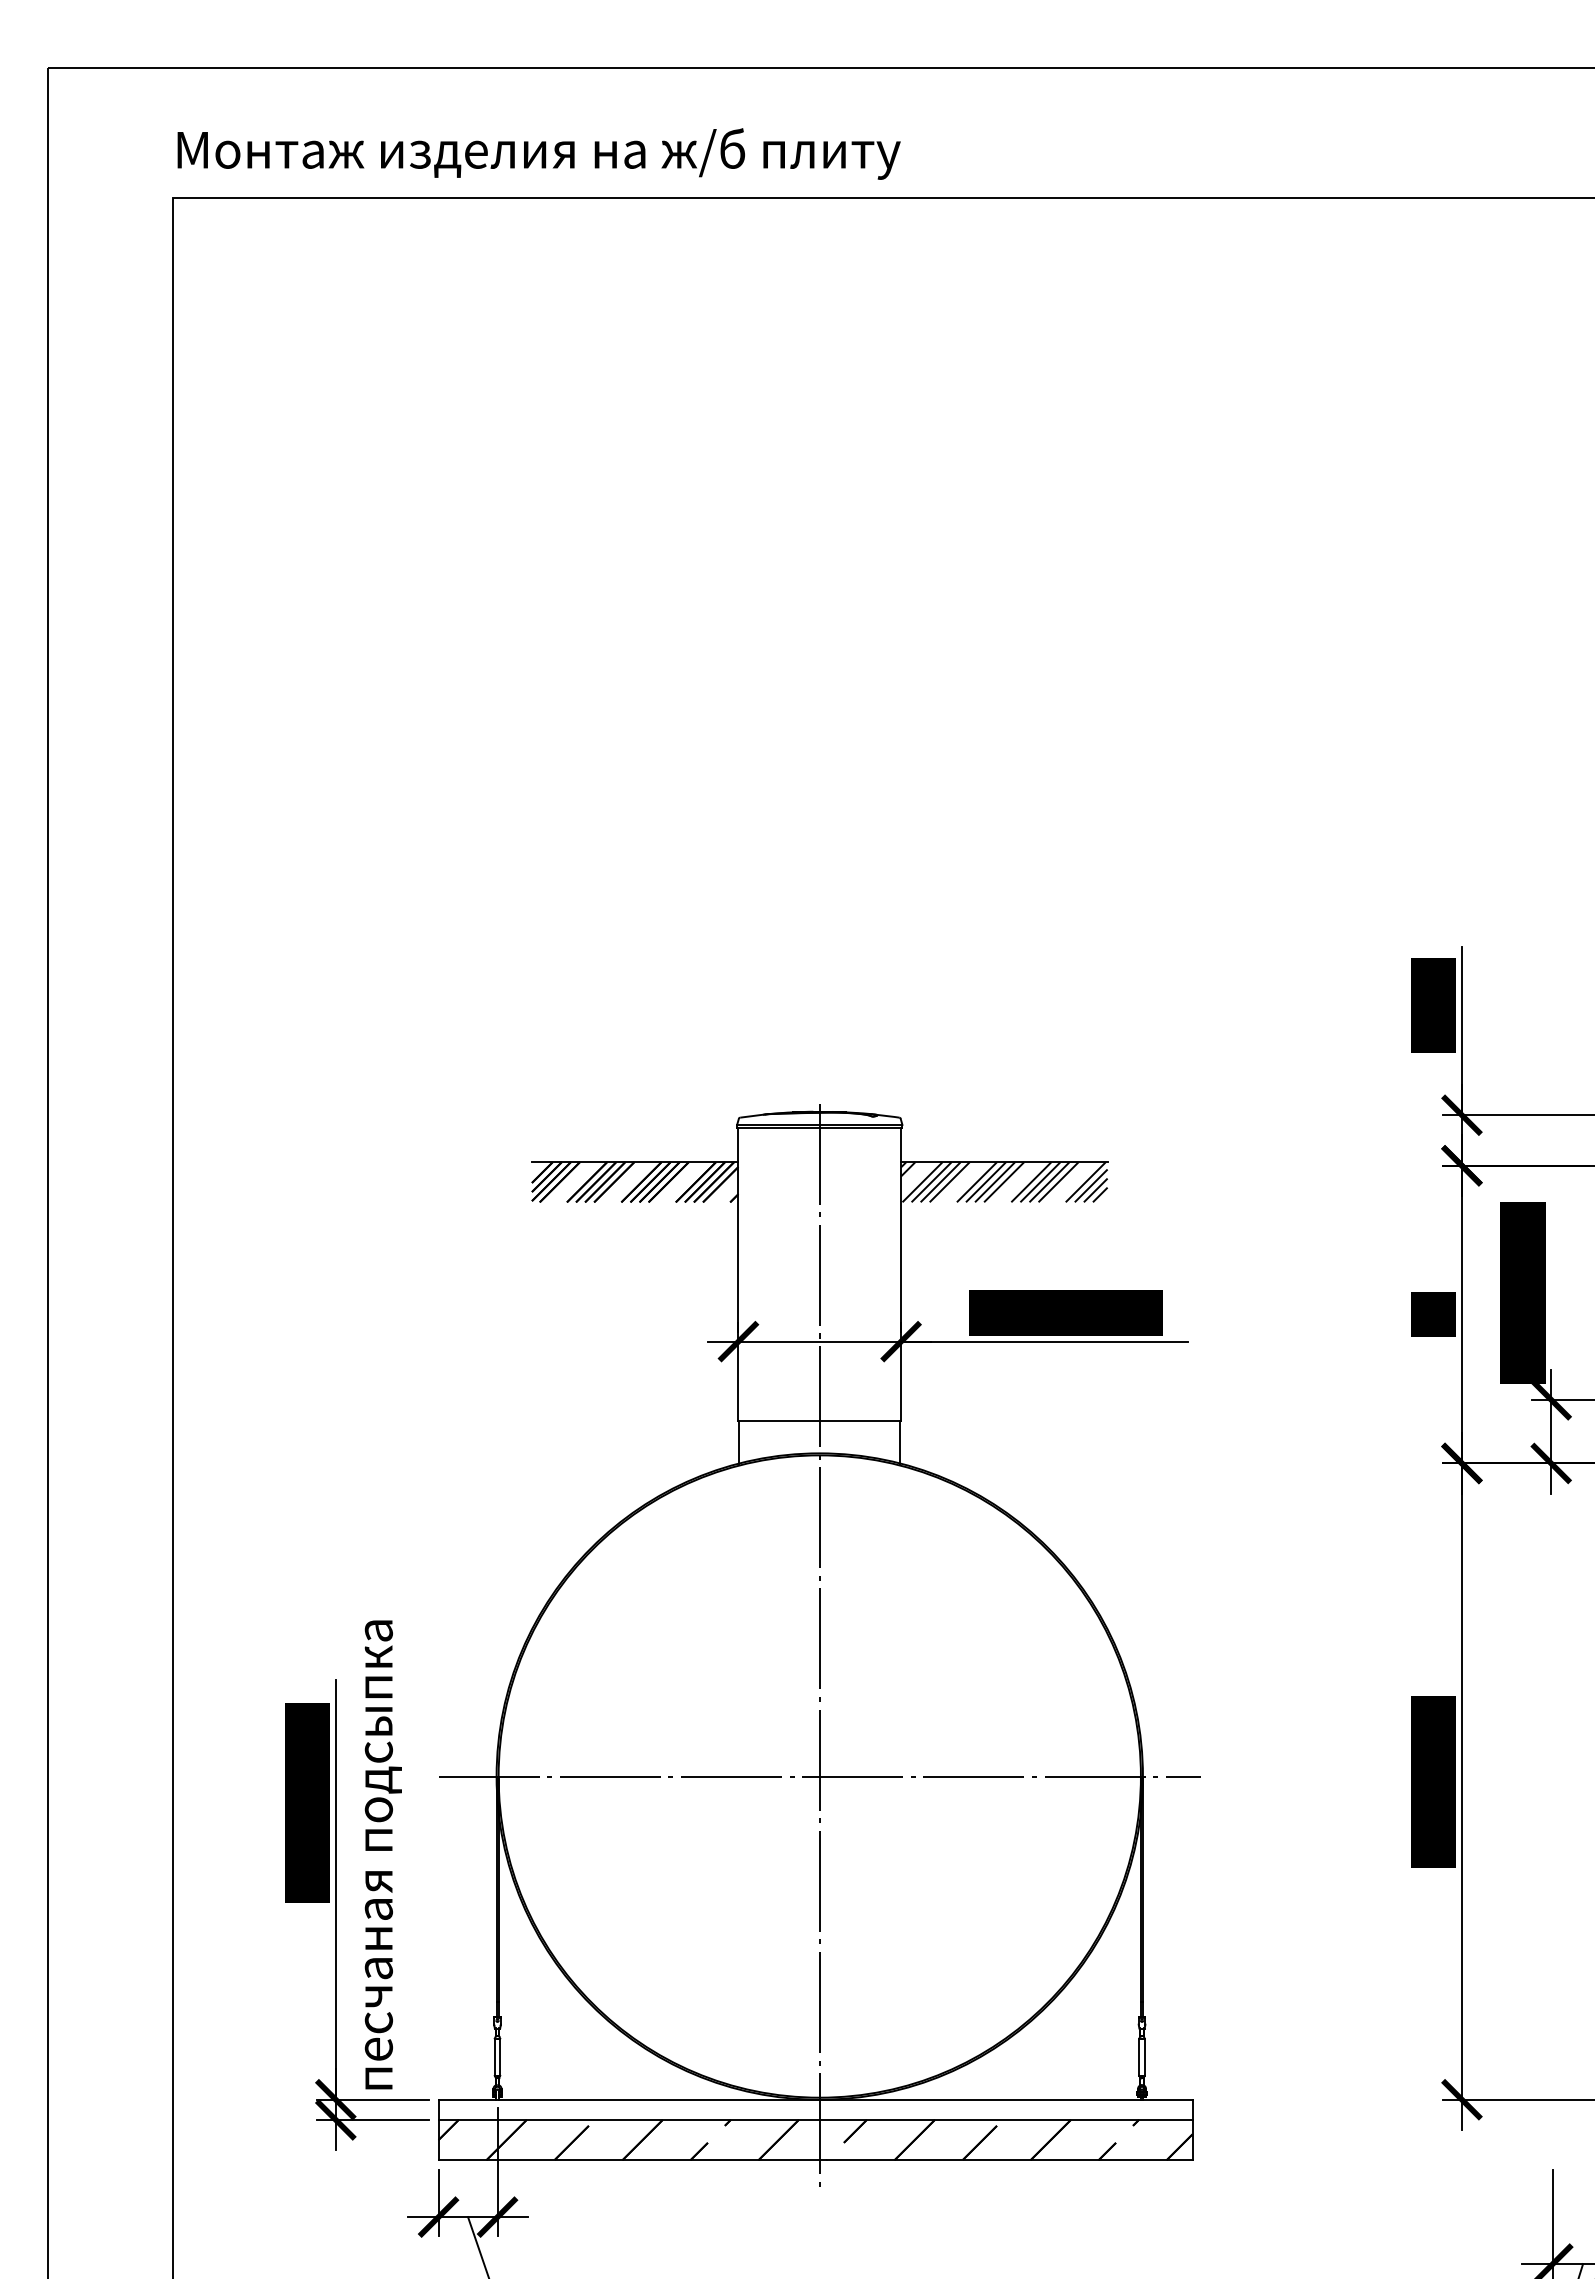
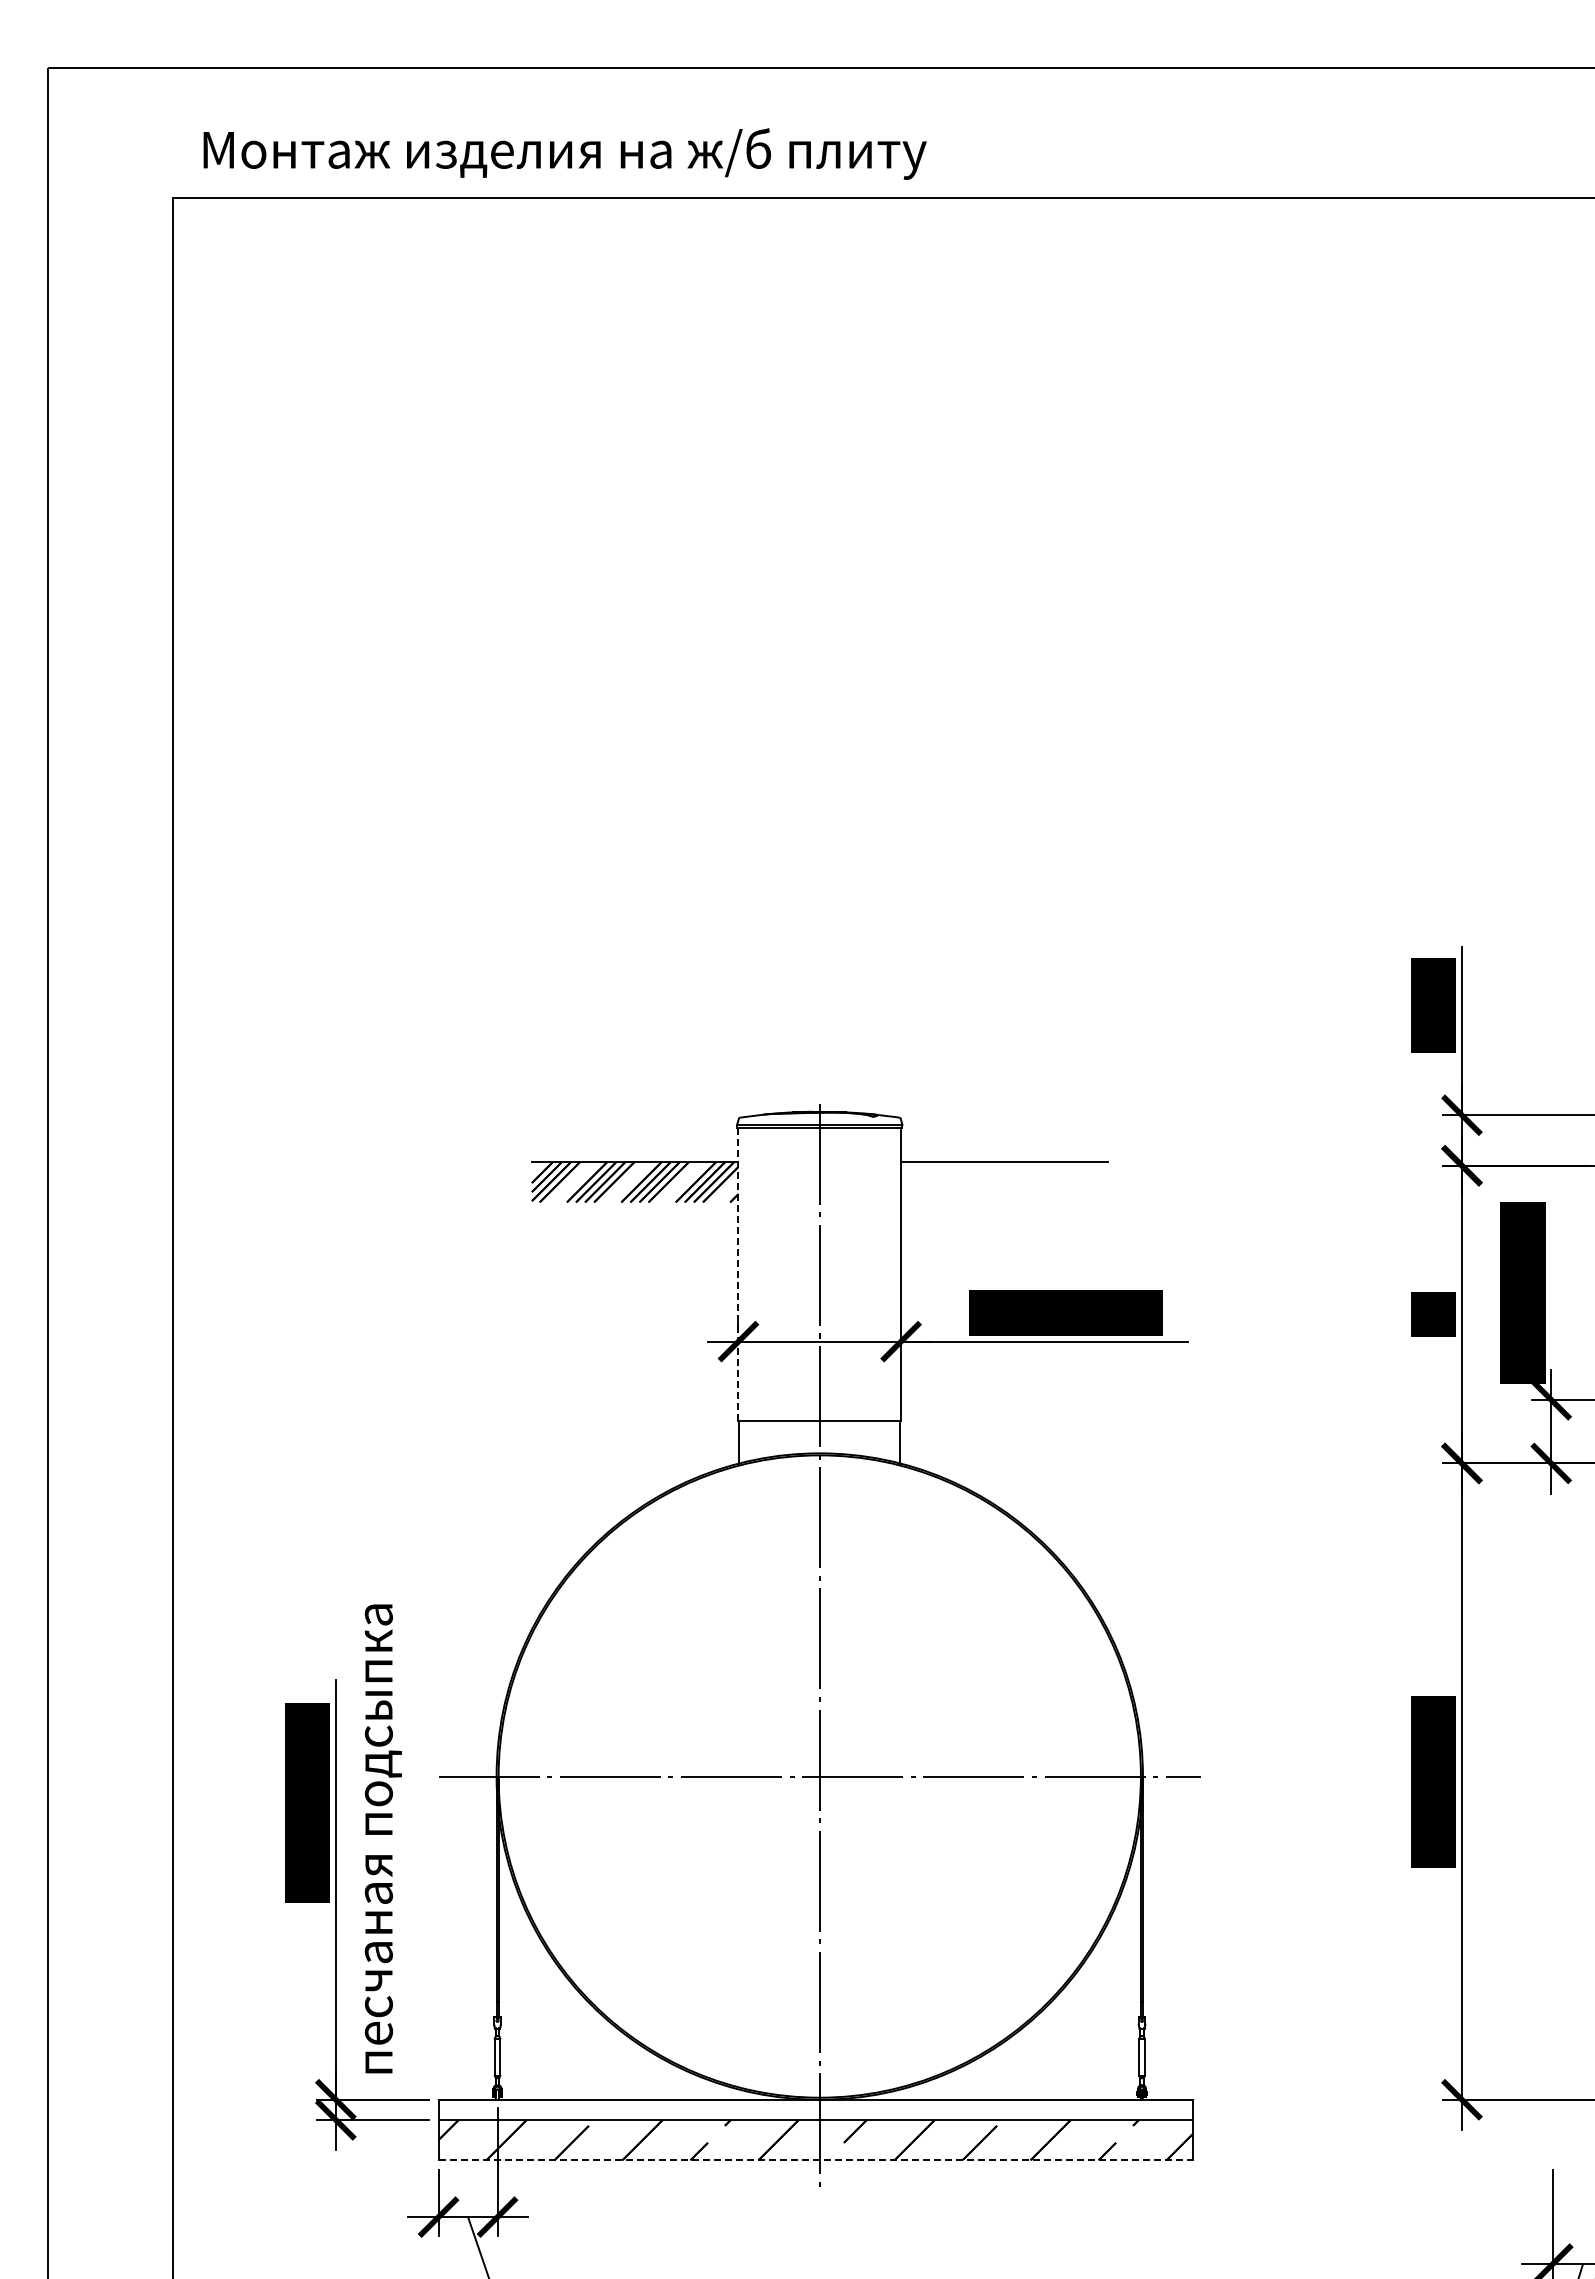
text position: (538, 153) -> (564, 153) (564, 153)
hatch: present -> none (1004, 1182)
line: solid -> dashed (738, 1274)
text position: (382, 1854) -> (382, 1838) (382, 1838)
line: solid -> dashed (815, 2160)
